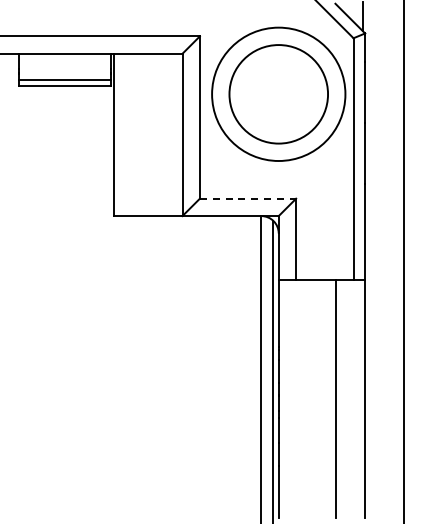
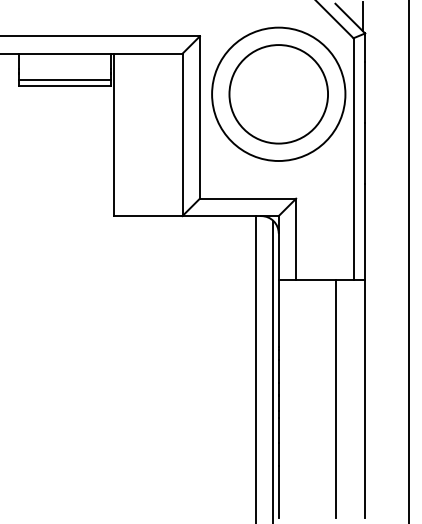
line: dashed -> solid (248, 198)
line position: (404, 261) -> (409, 261) (409, 261)
line position: (260, 368) -> (255, 368) (255, 368)
